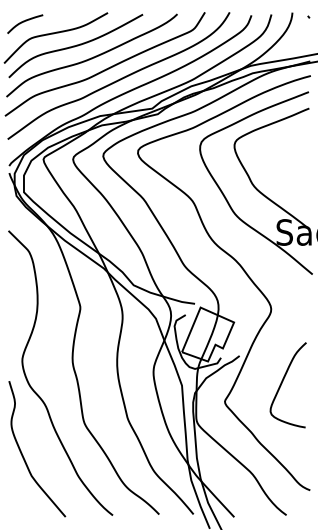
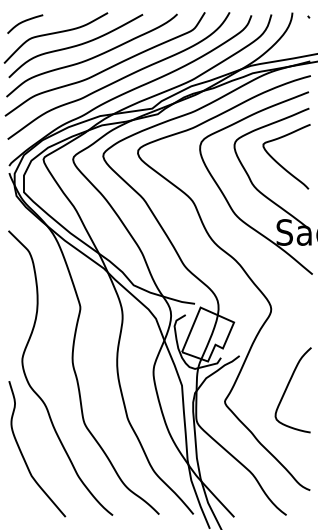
curve: none -> present (282, 165)
curve position: (282, 383) -> (287, 388) (287, 388)
